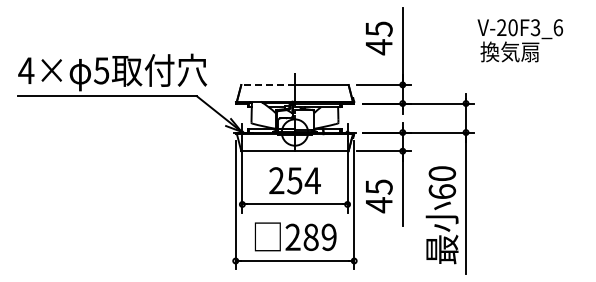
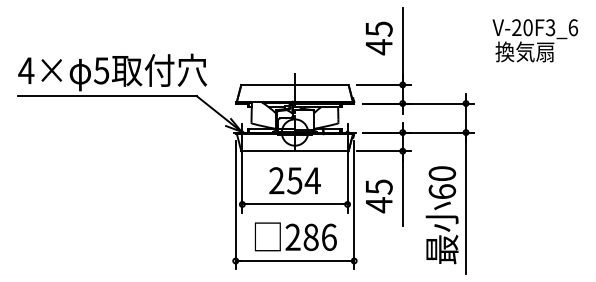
text position: (519, 40) -> (534, 40) (534, 40)
line: dashed -> solid (268, 84)
text: 289 -> 286 (328, 236)
